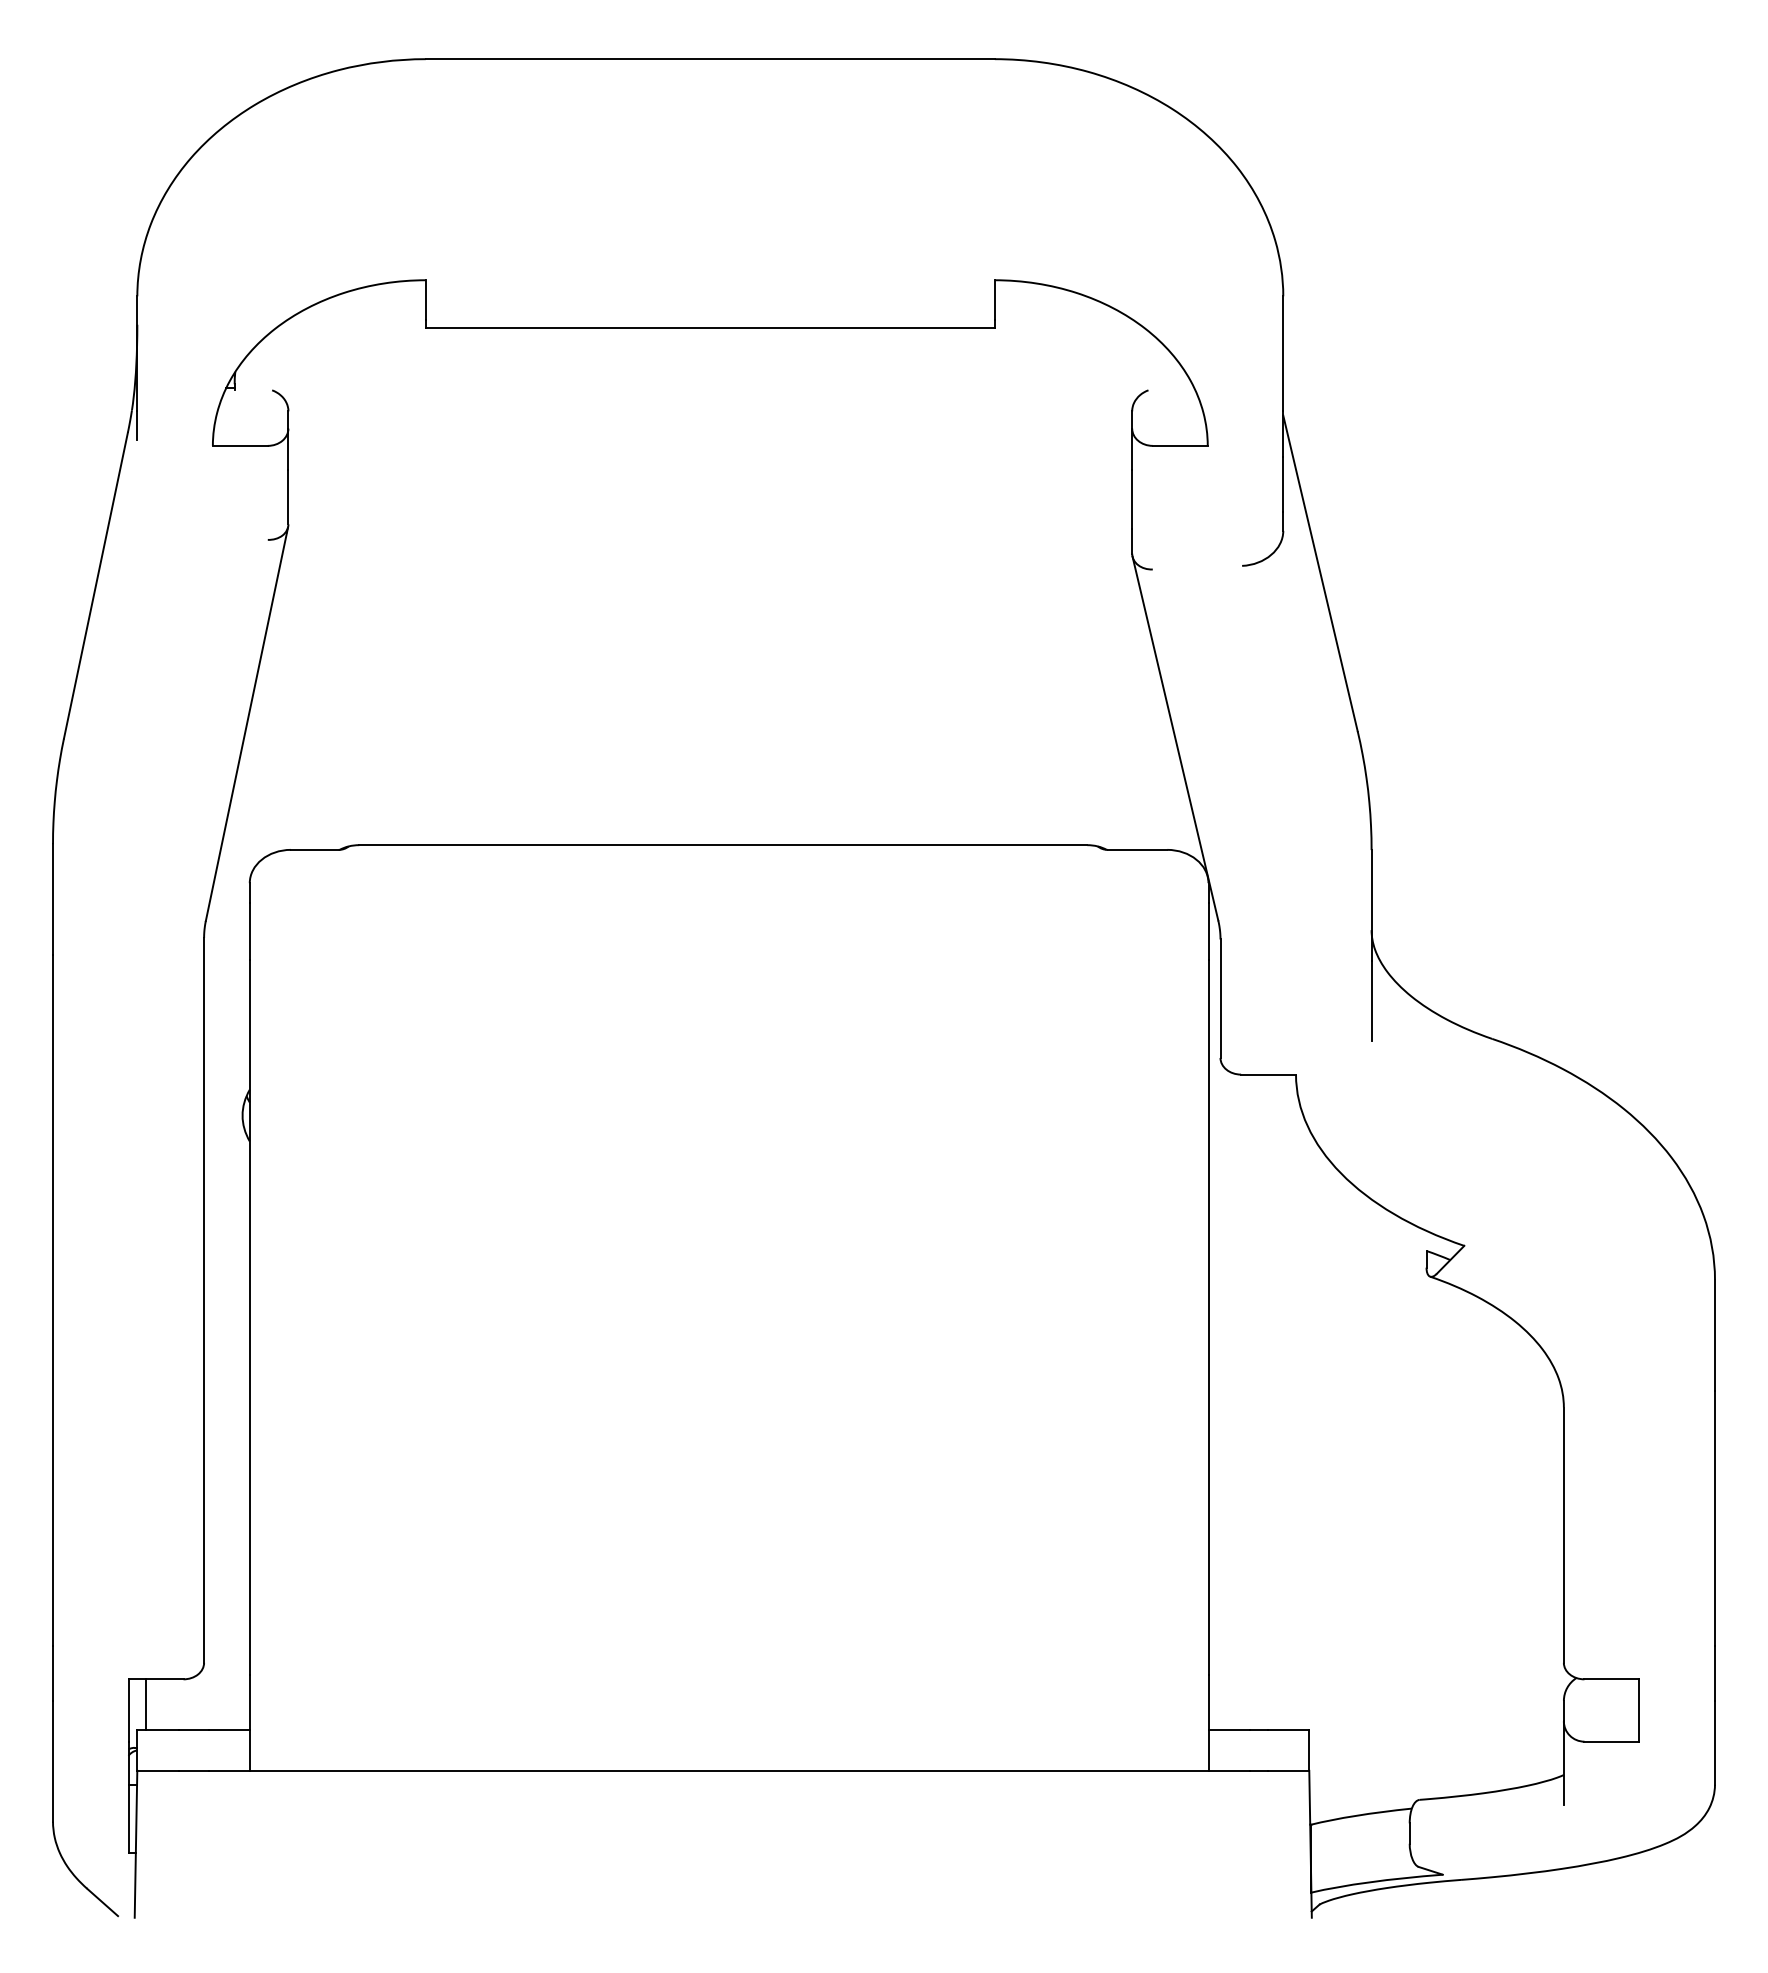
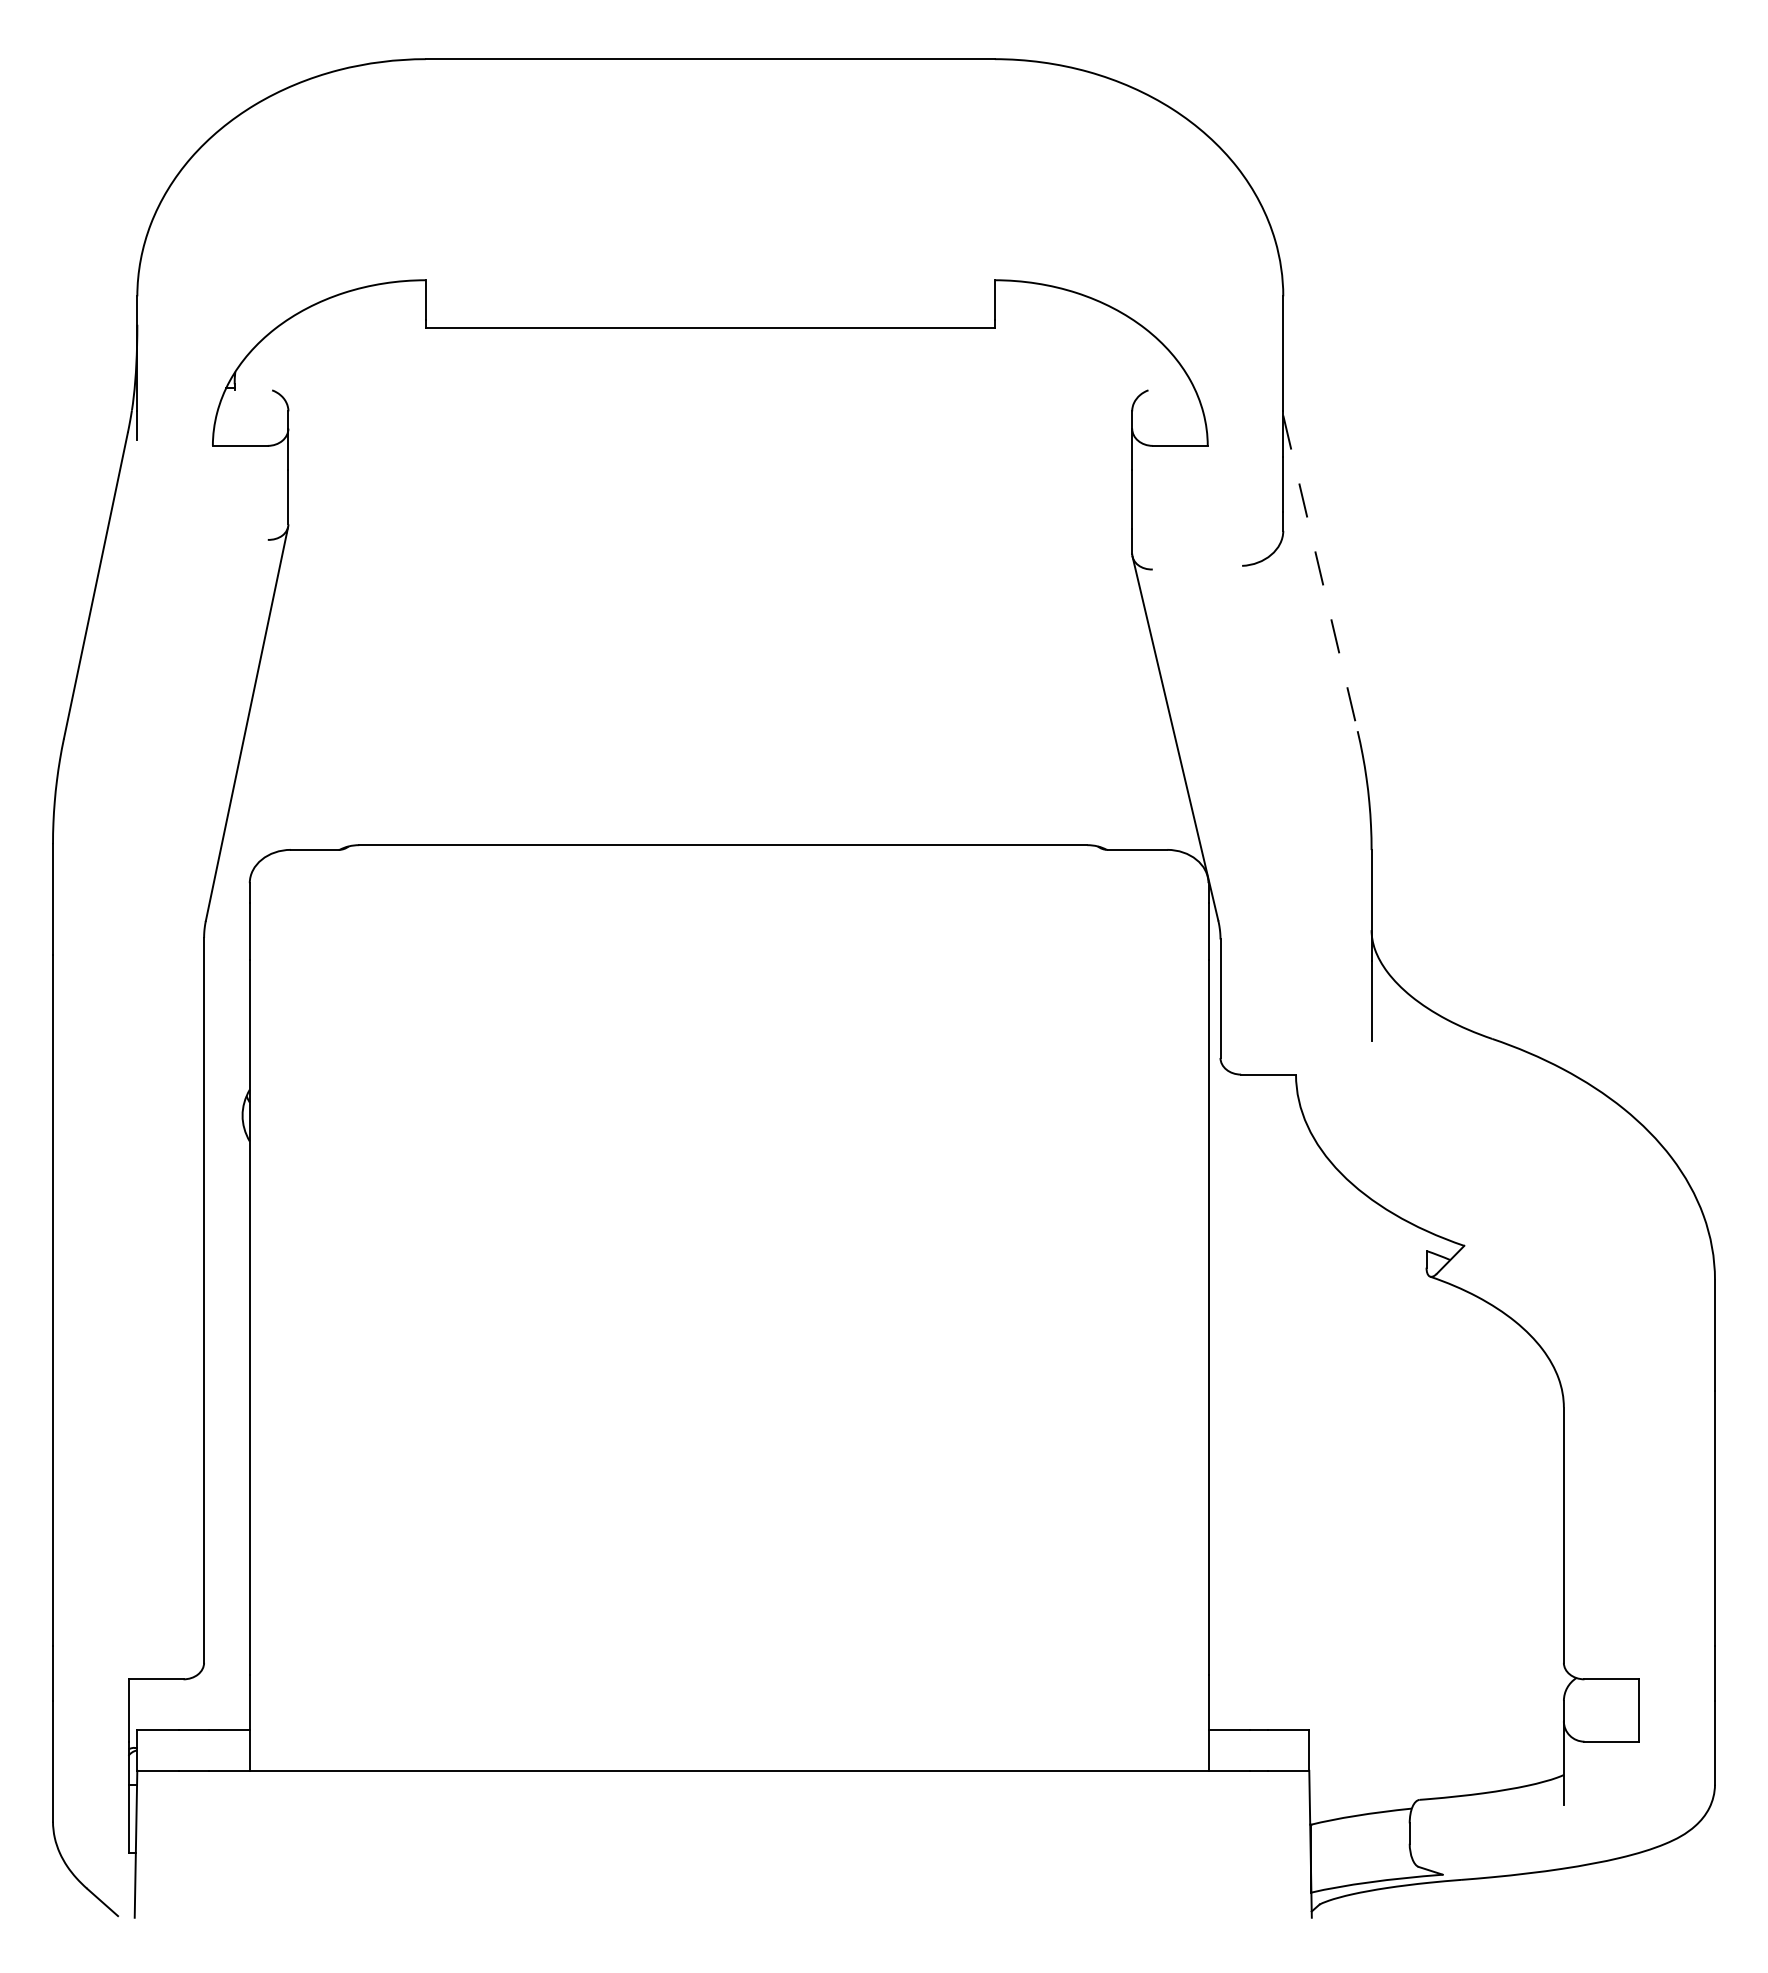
line: solid -> dashed (1320, 573)
line: present -> none (146, 1704)
